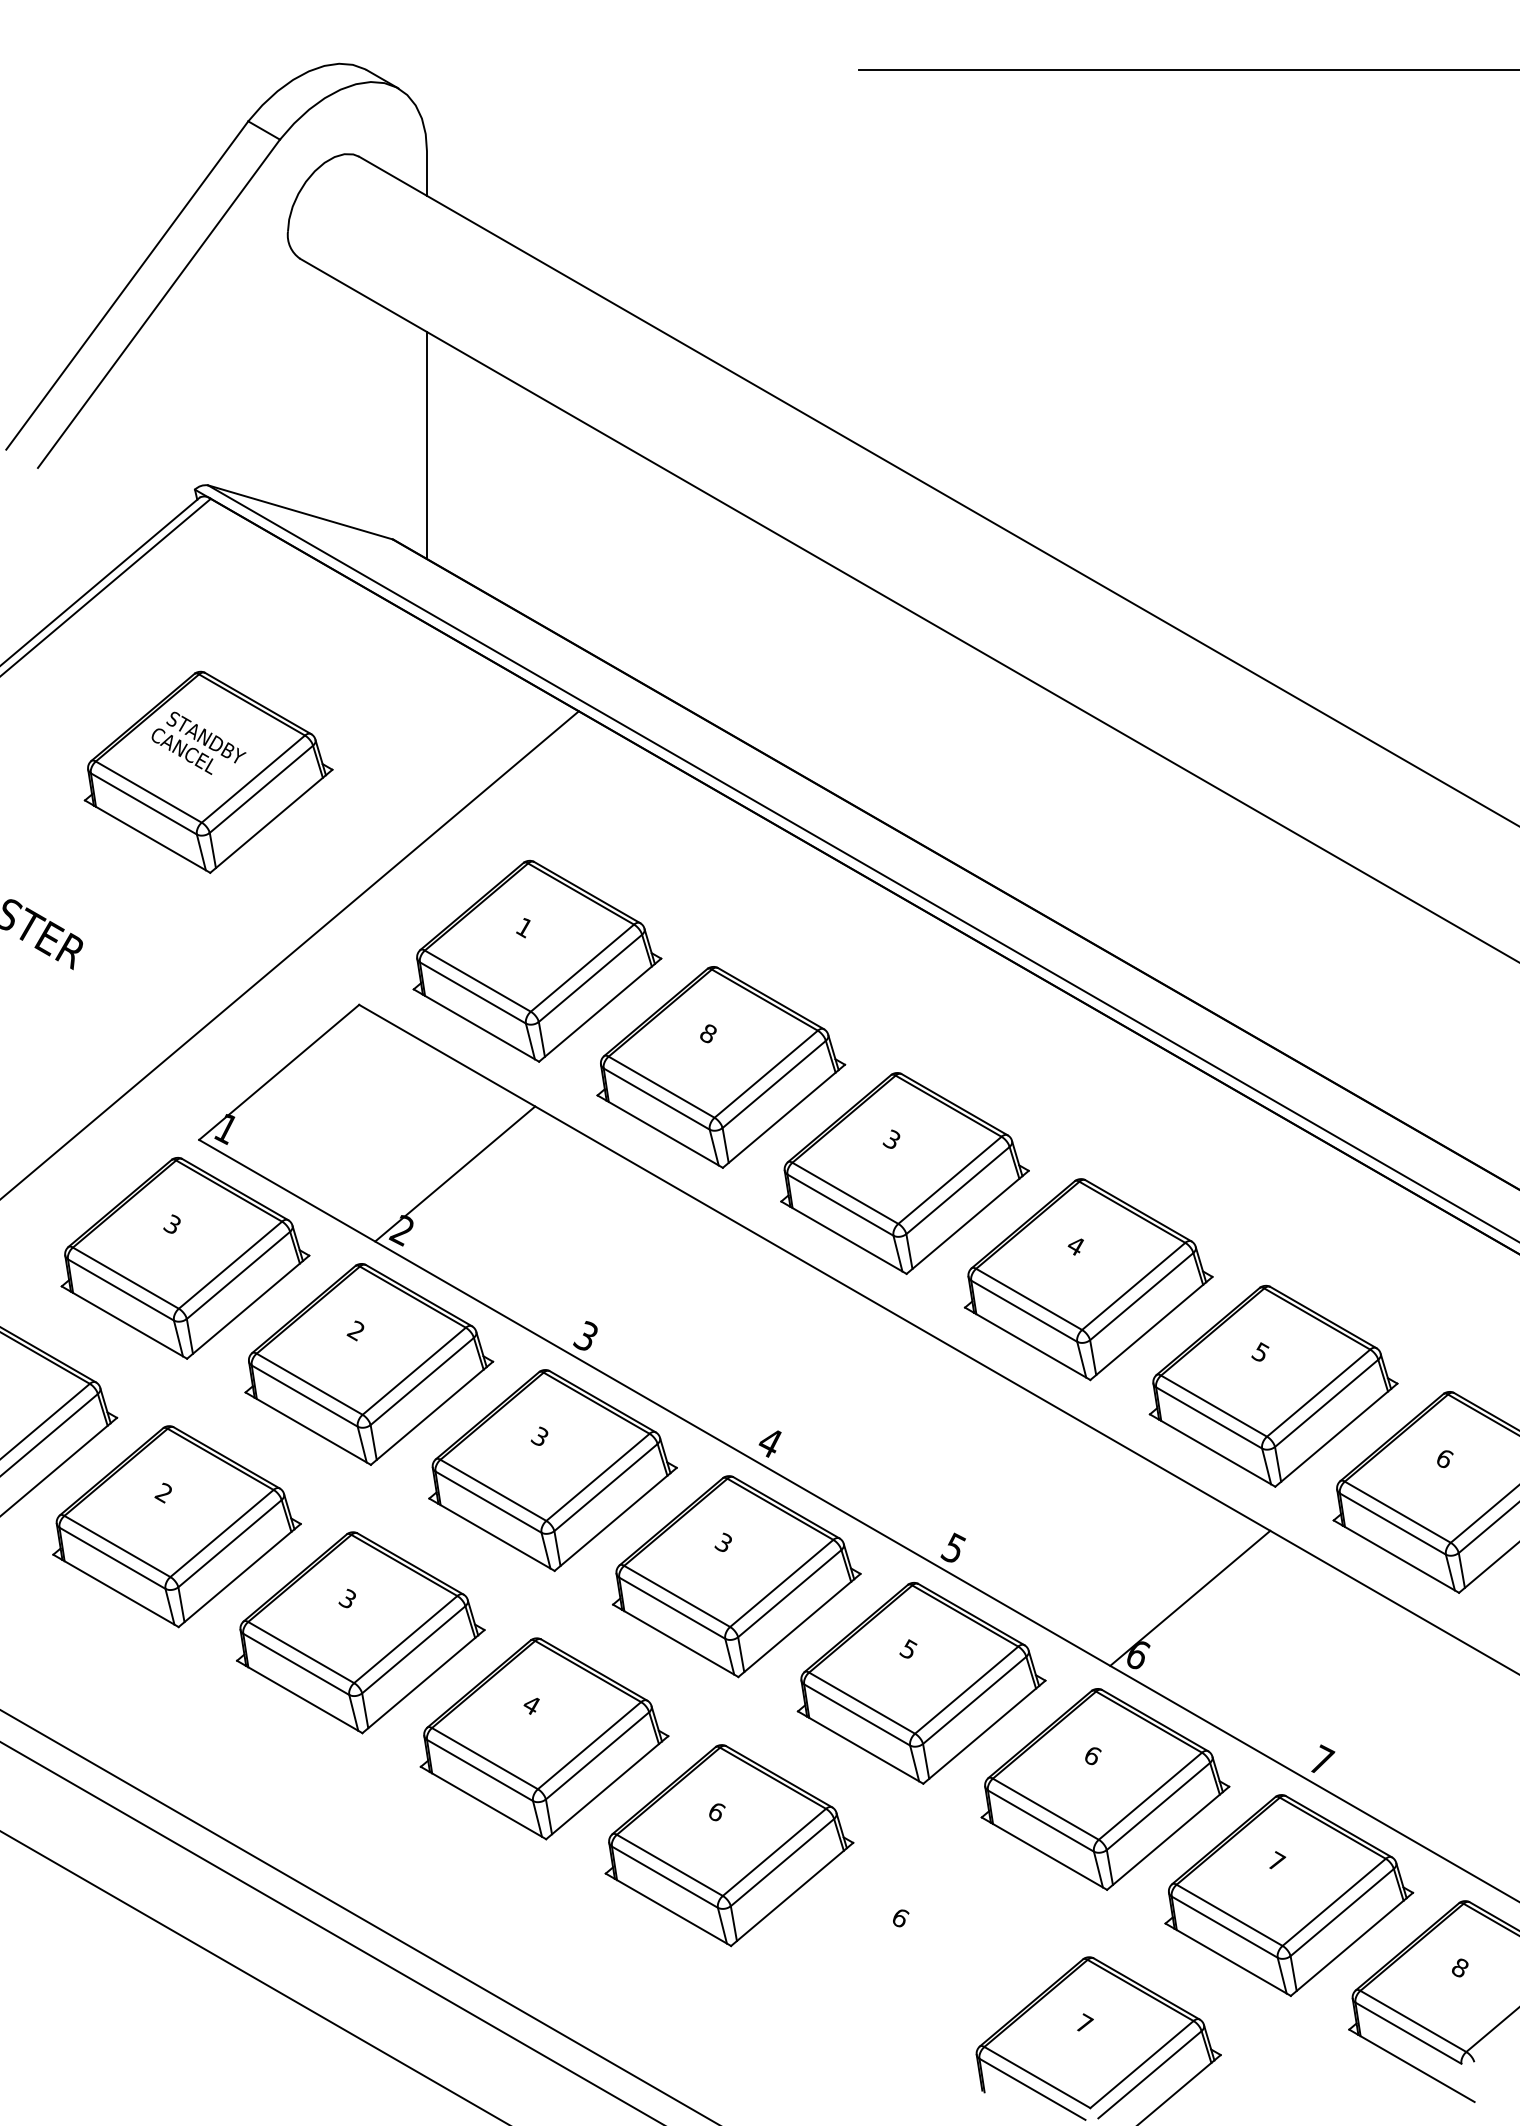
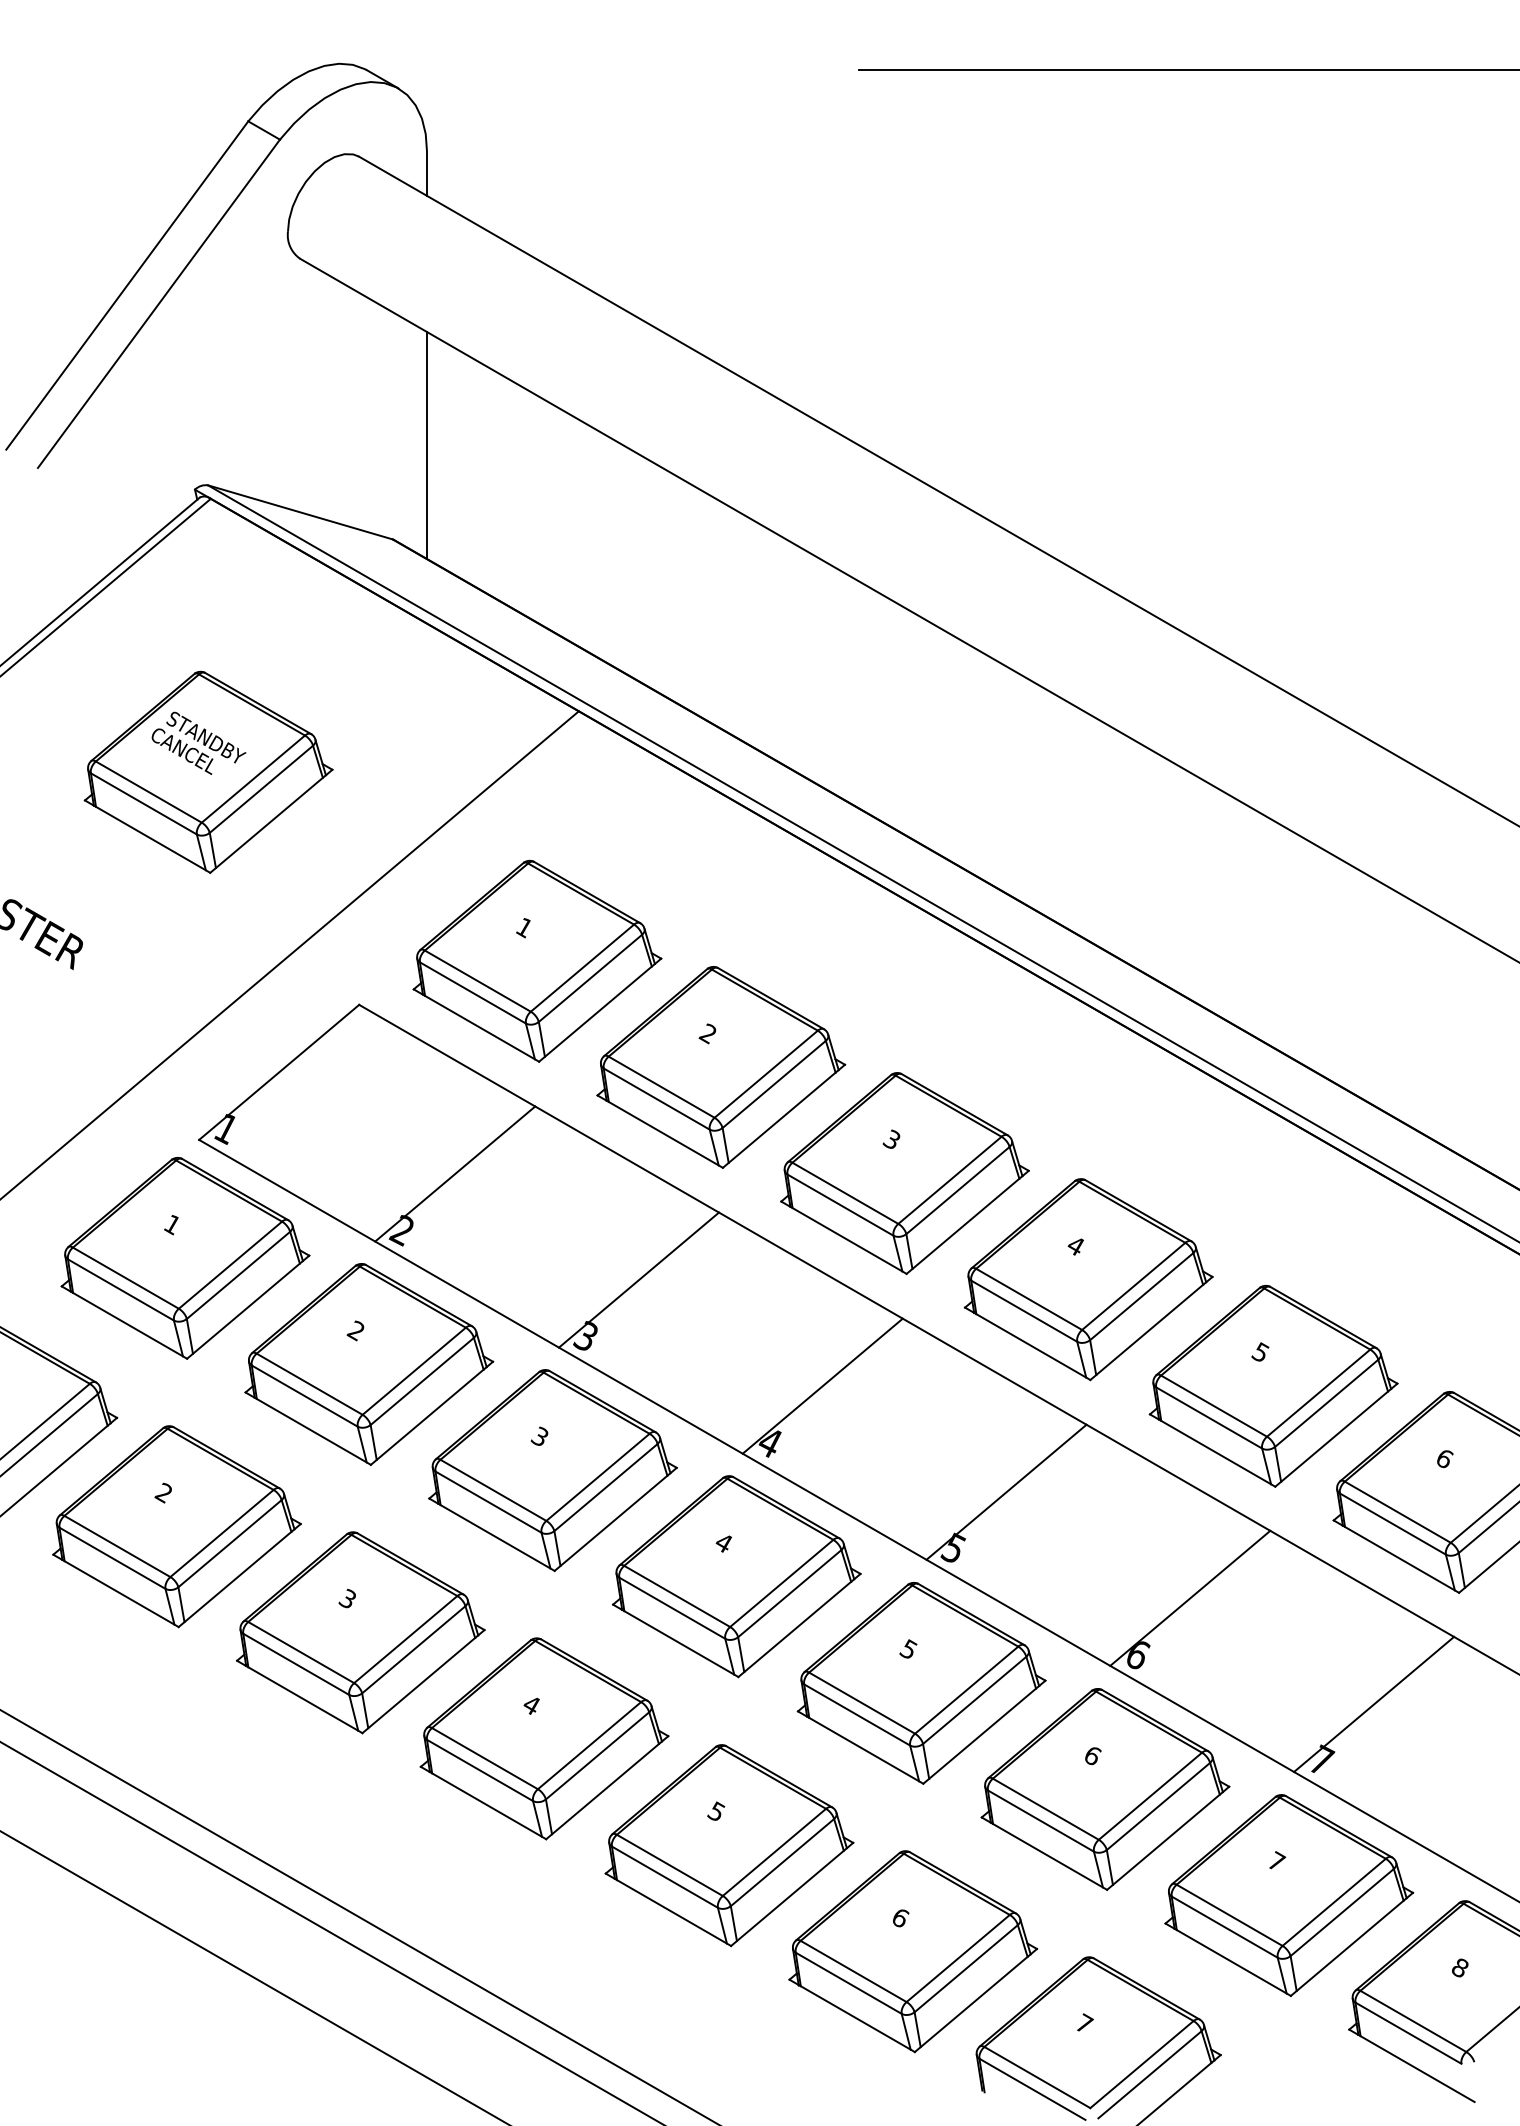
text: 8 -> 2 (707, 1033)
text: 3 -> 1 (171, 1224)
line: none -> present (638, 1279)
line: none -> present (822, 1385)
line: none -> present (1006, 1491)
text: 3 -> 4 (722, 1542)
line: none -> present (1374, 1703)
text: 6 -> 5 (716, 1811)
part: none -> present (913, 1951)
